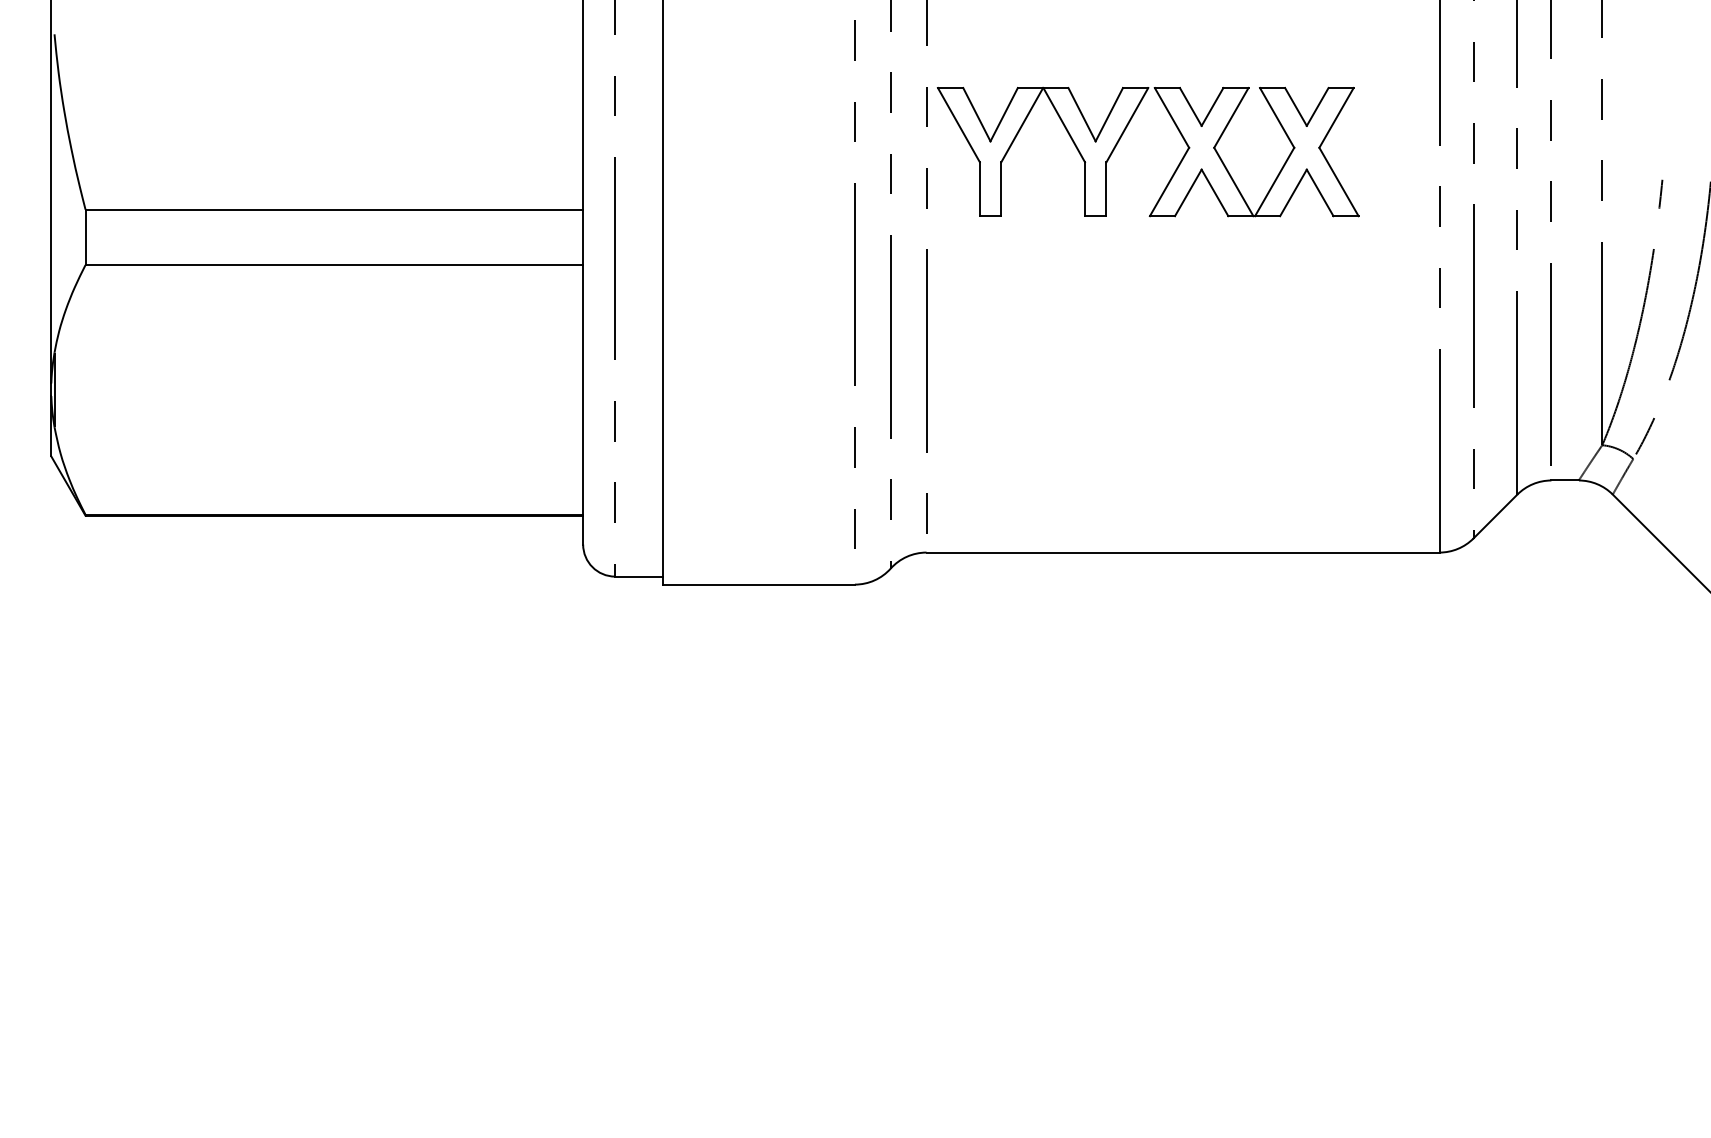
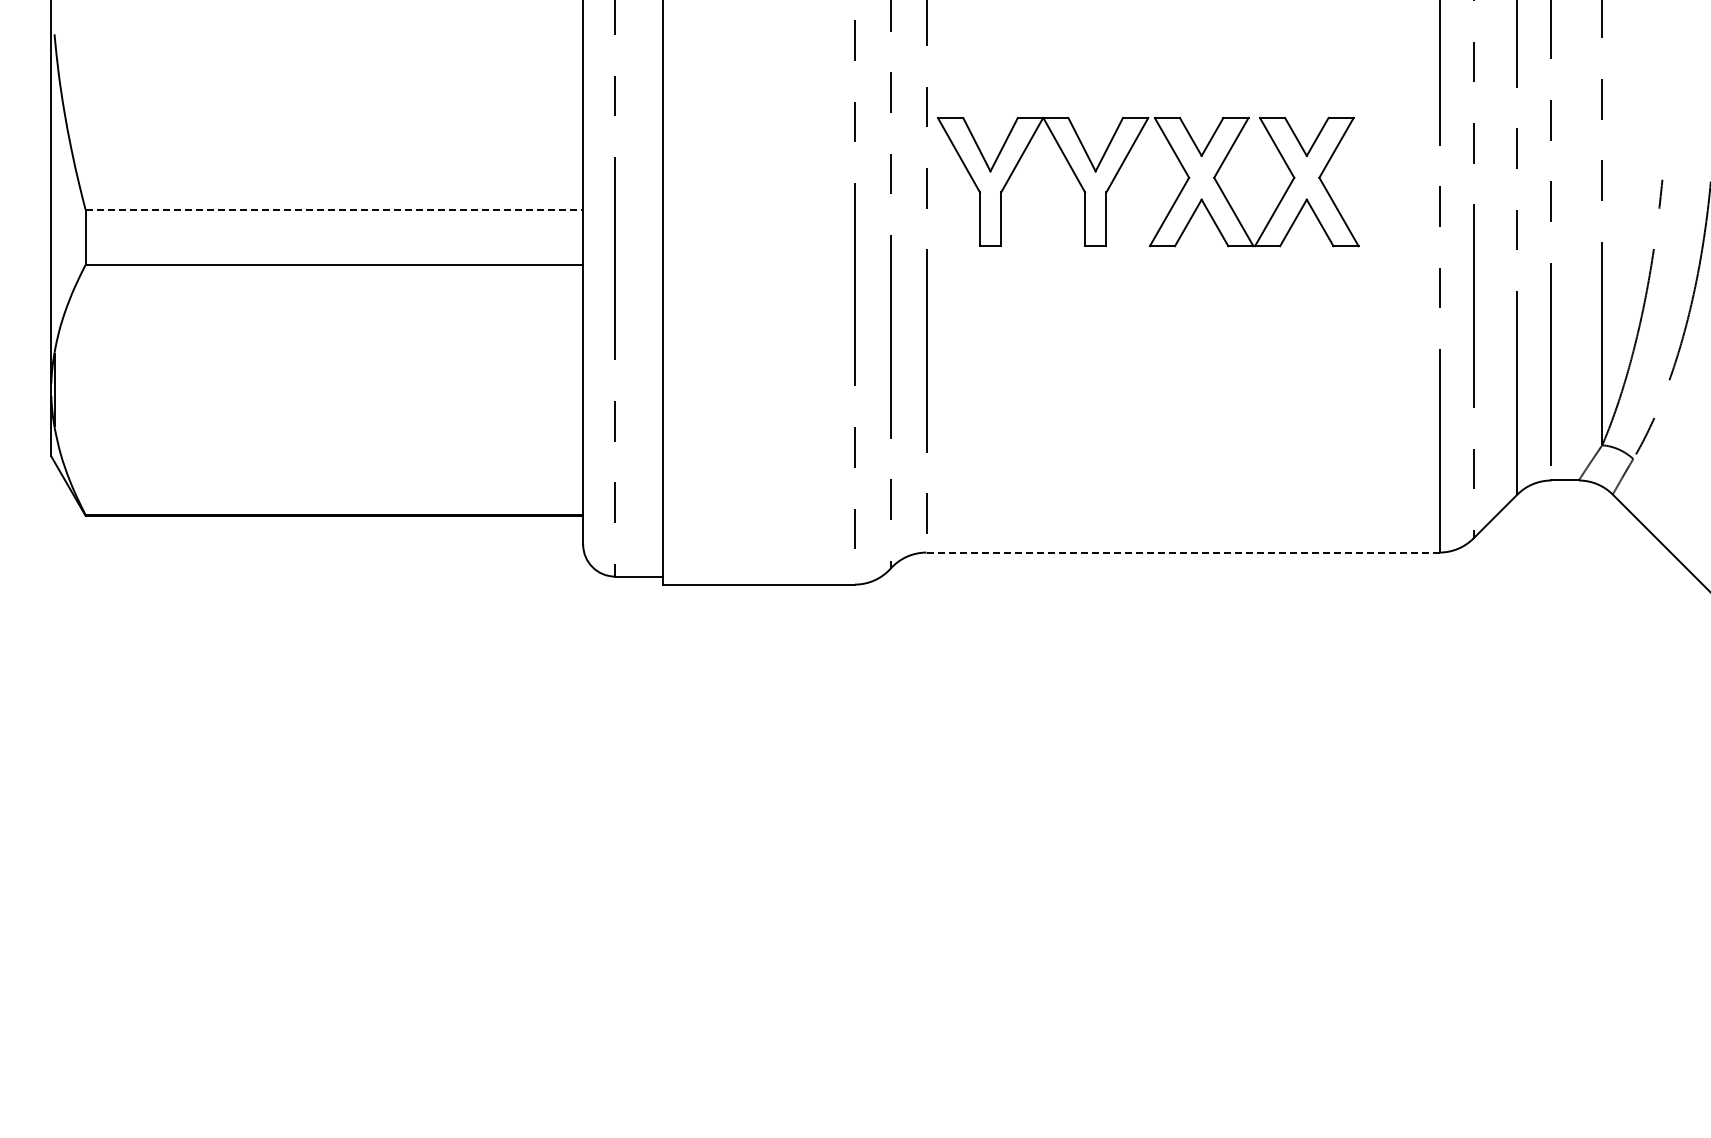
part position: (1123, 134) -> (1123, 164) (1123, 164)
line: solid -> dashed (334, 209)
line: solid -> dashed (1183, 552)
